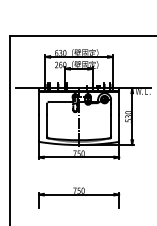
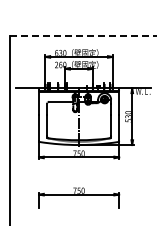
line: solid -> dashed (83, 36)
